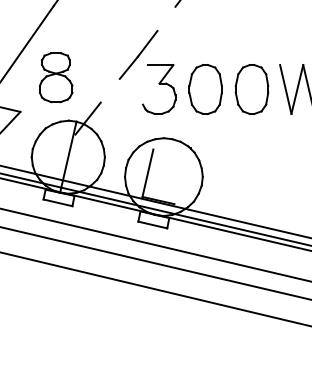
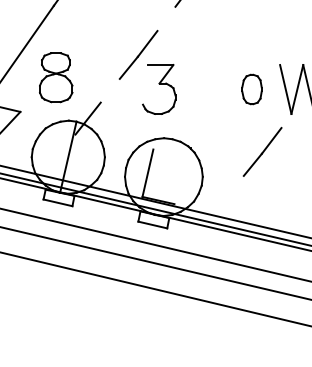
part: present -> none (205, 89)
part size: 36x51 px -> 22x33 px (251, 89)
line: none -> present (262, 151)
